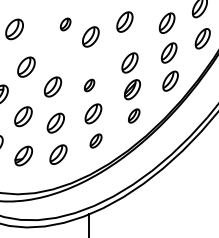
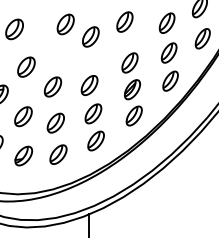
part size: 13x15 px -> 19x23 px (65, 24)
part size: 13x15 px -> 19x21 px (89, 85)
part size: 13x16 px -> 18x22 px (133, 115)
part size: 14x16 px -> 18x22 px (95, 140)
